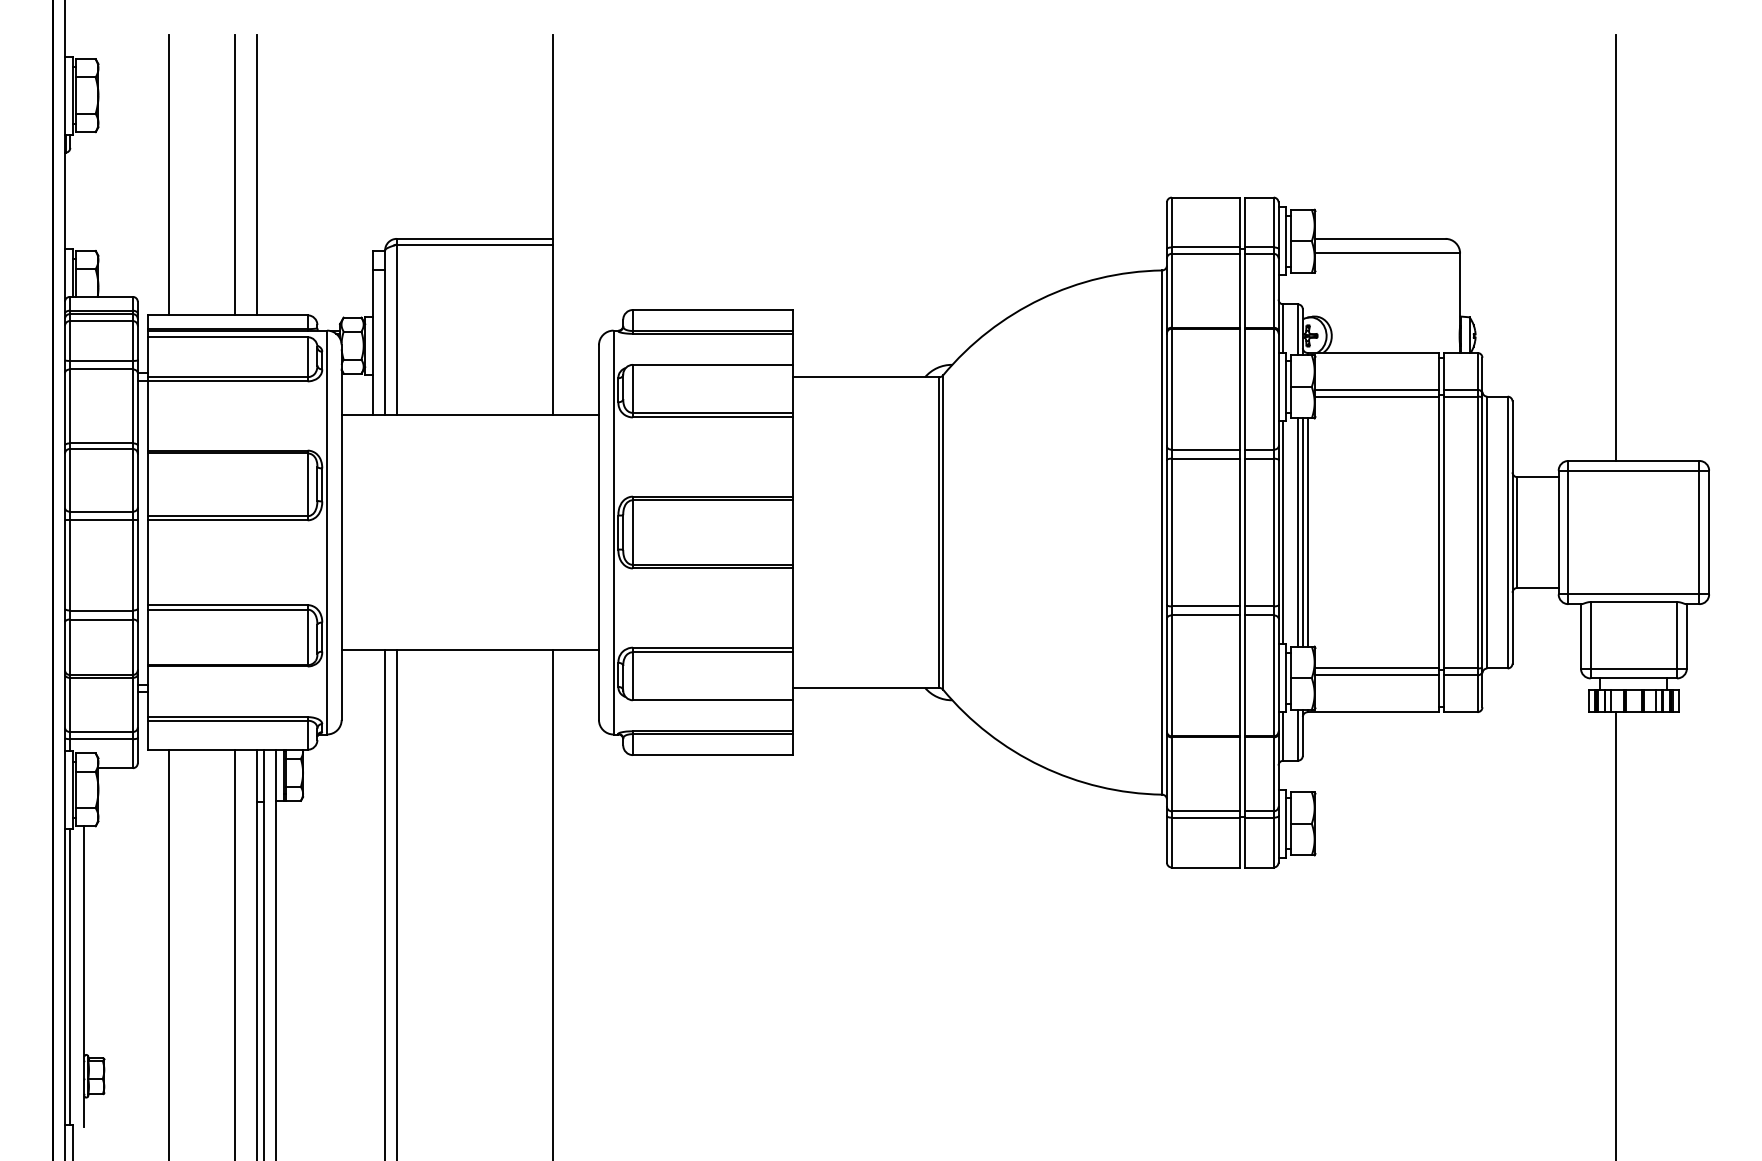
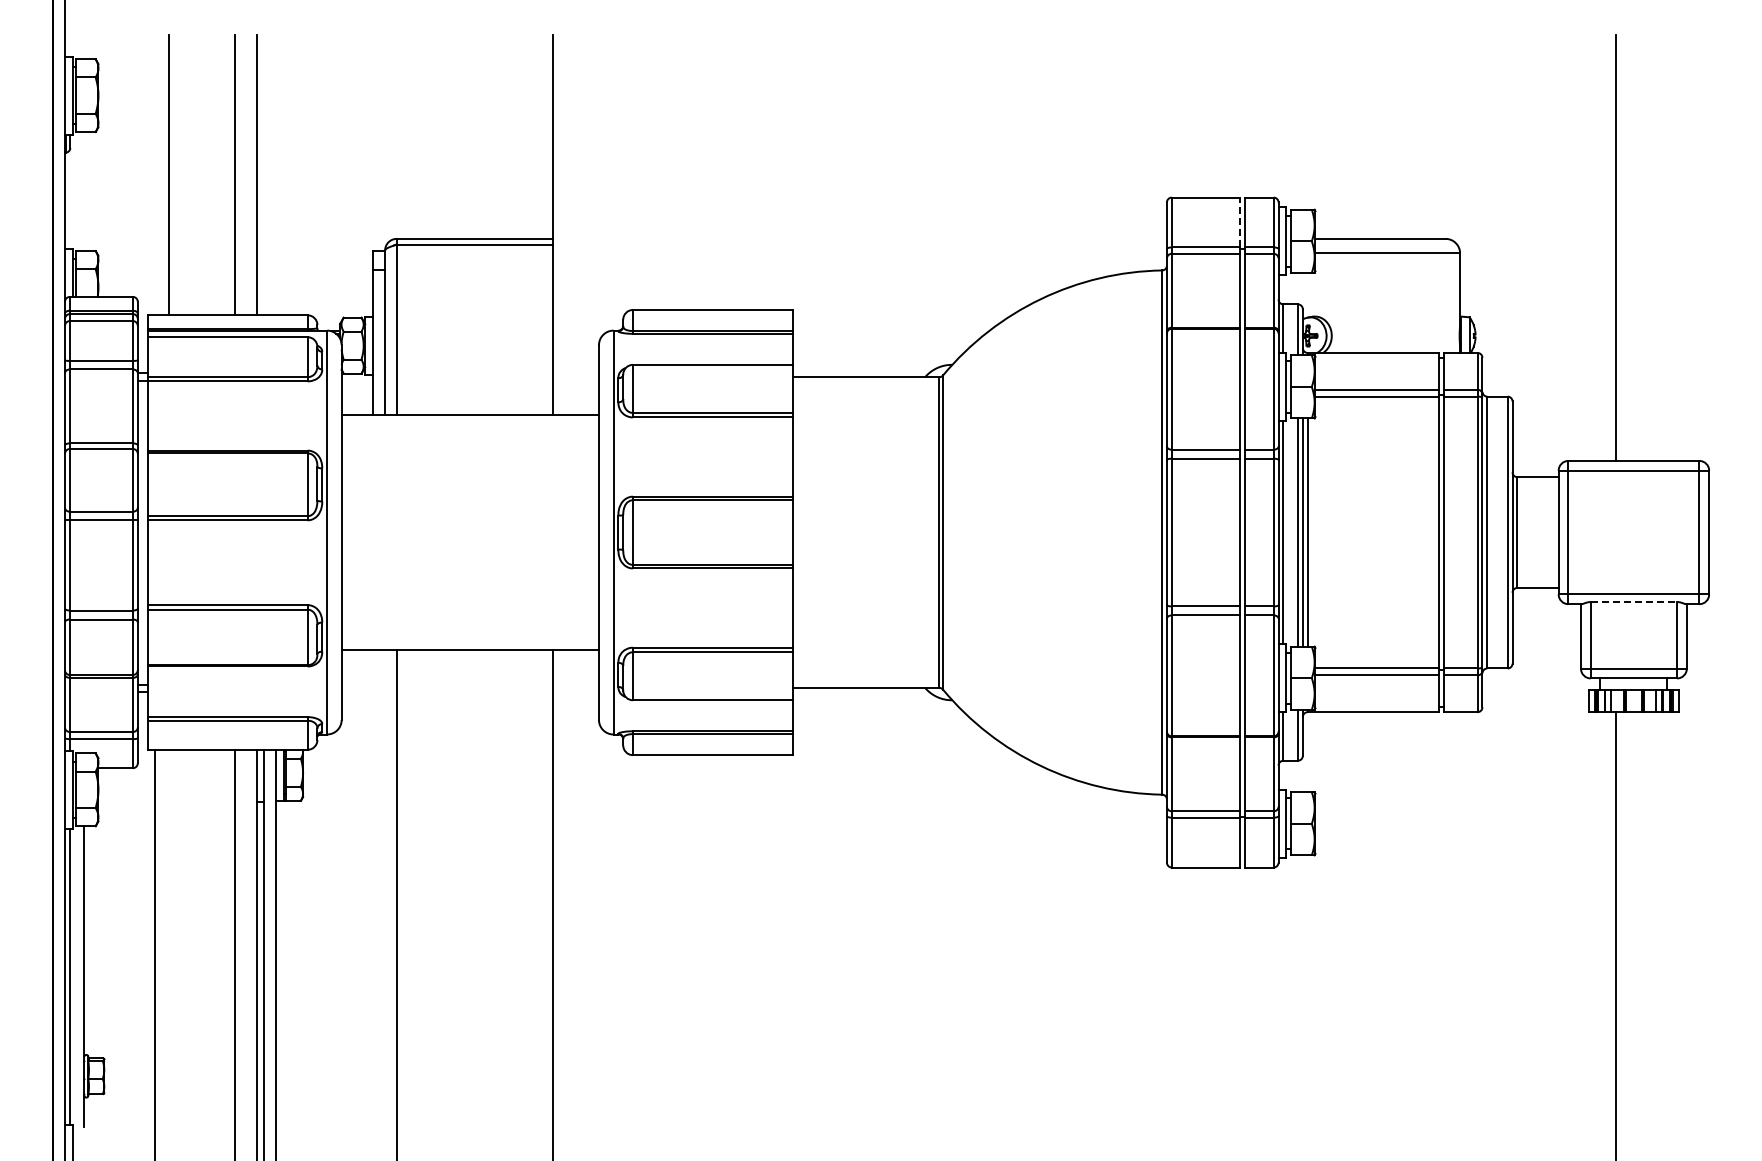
line: solid -> dashed (1239, 222)
line: solid -> dashed (1634, 602)
line: present -> none (385, 903)
line position: (169, 953) -> (155, 953) (155, 953)
